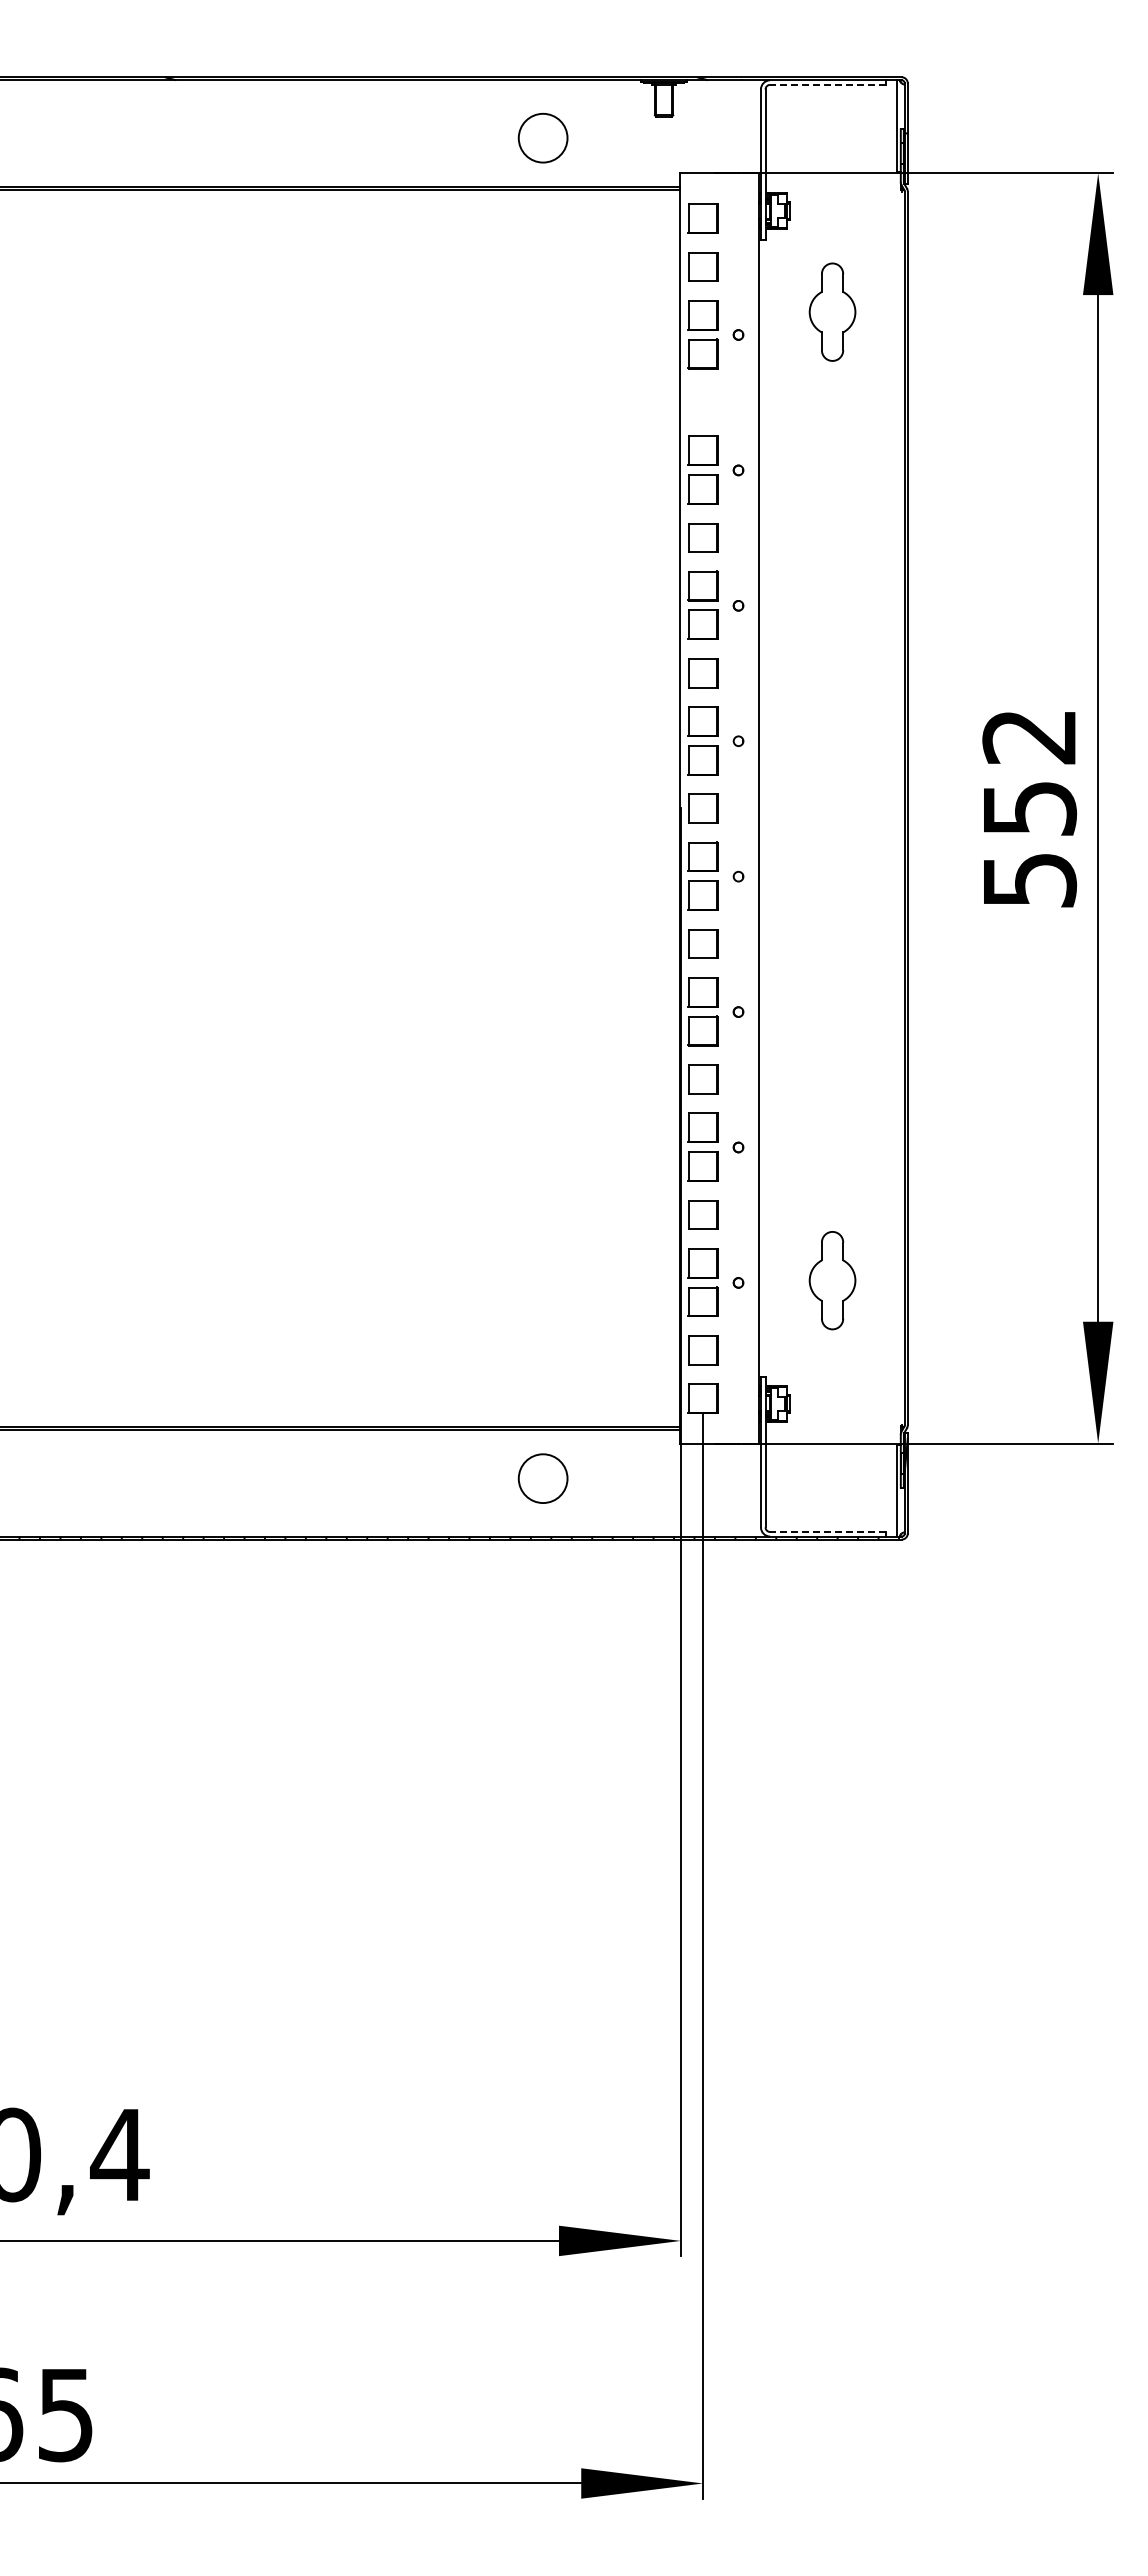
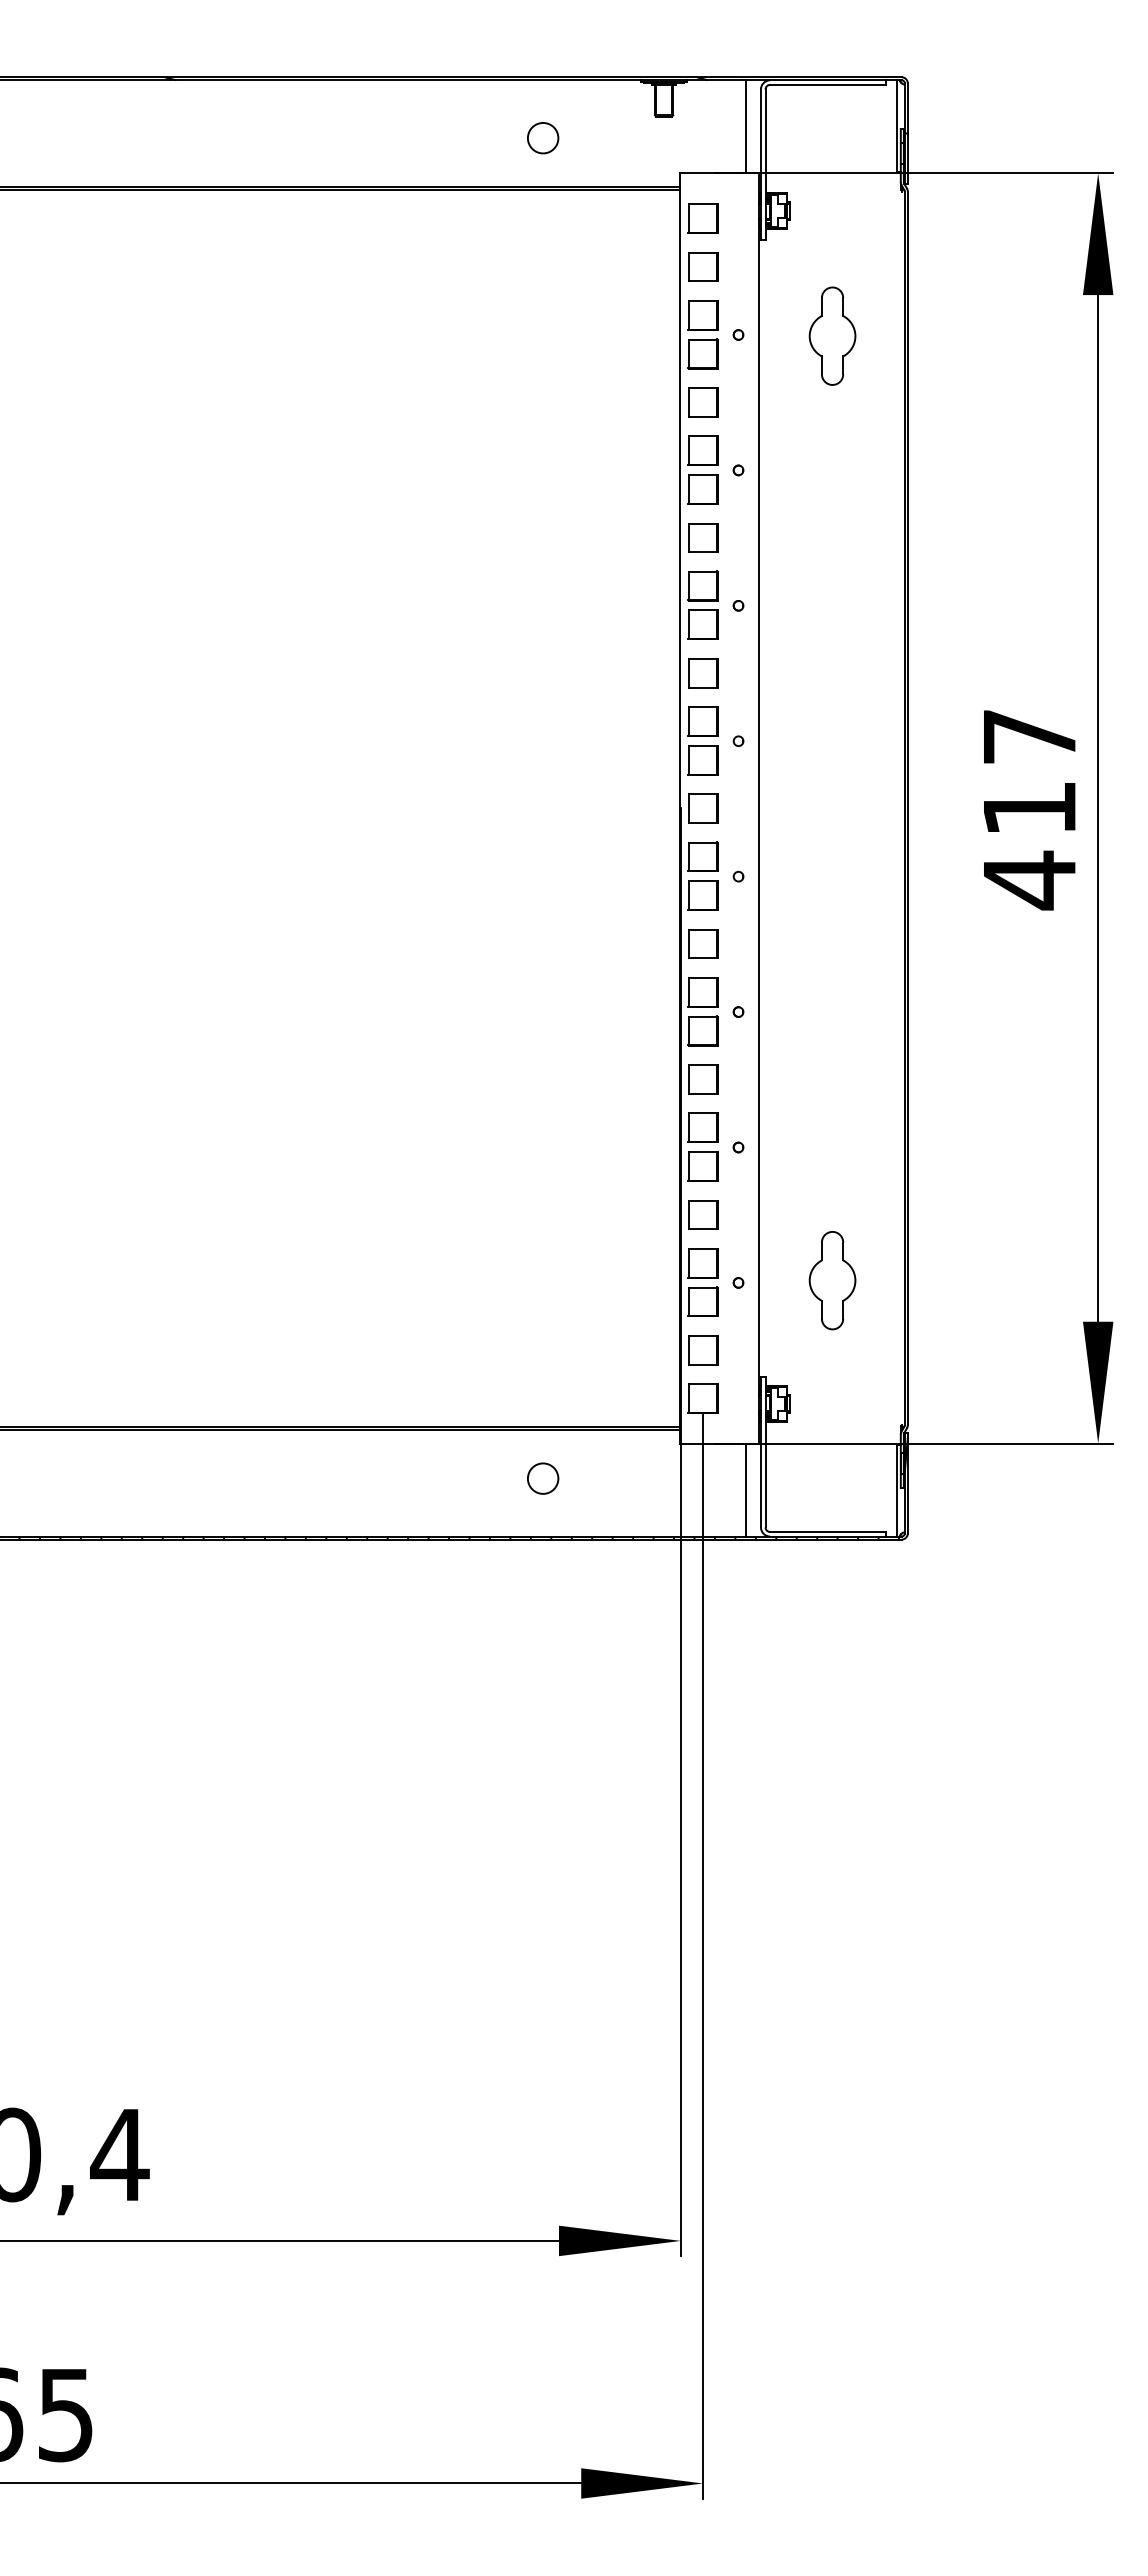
line: dashed -> solid (828, 84)
line: none -> present (746, 126)
circle diameter: 49 px -> 30 px (542, 137)
part position: (832, 311) -> (832, 335) (832, 335)
part: none -> present (703, 402)
text: 552 -> 417 (1029, 810)
circle diameter: 49 px -> 30 px (542, 1478)
line: none -> present (746, 1489)
line: dashed -> solid (828, 1531)
